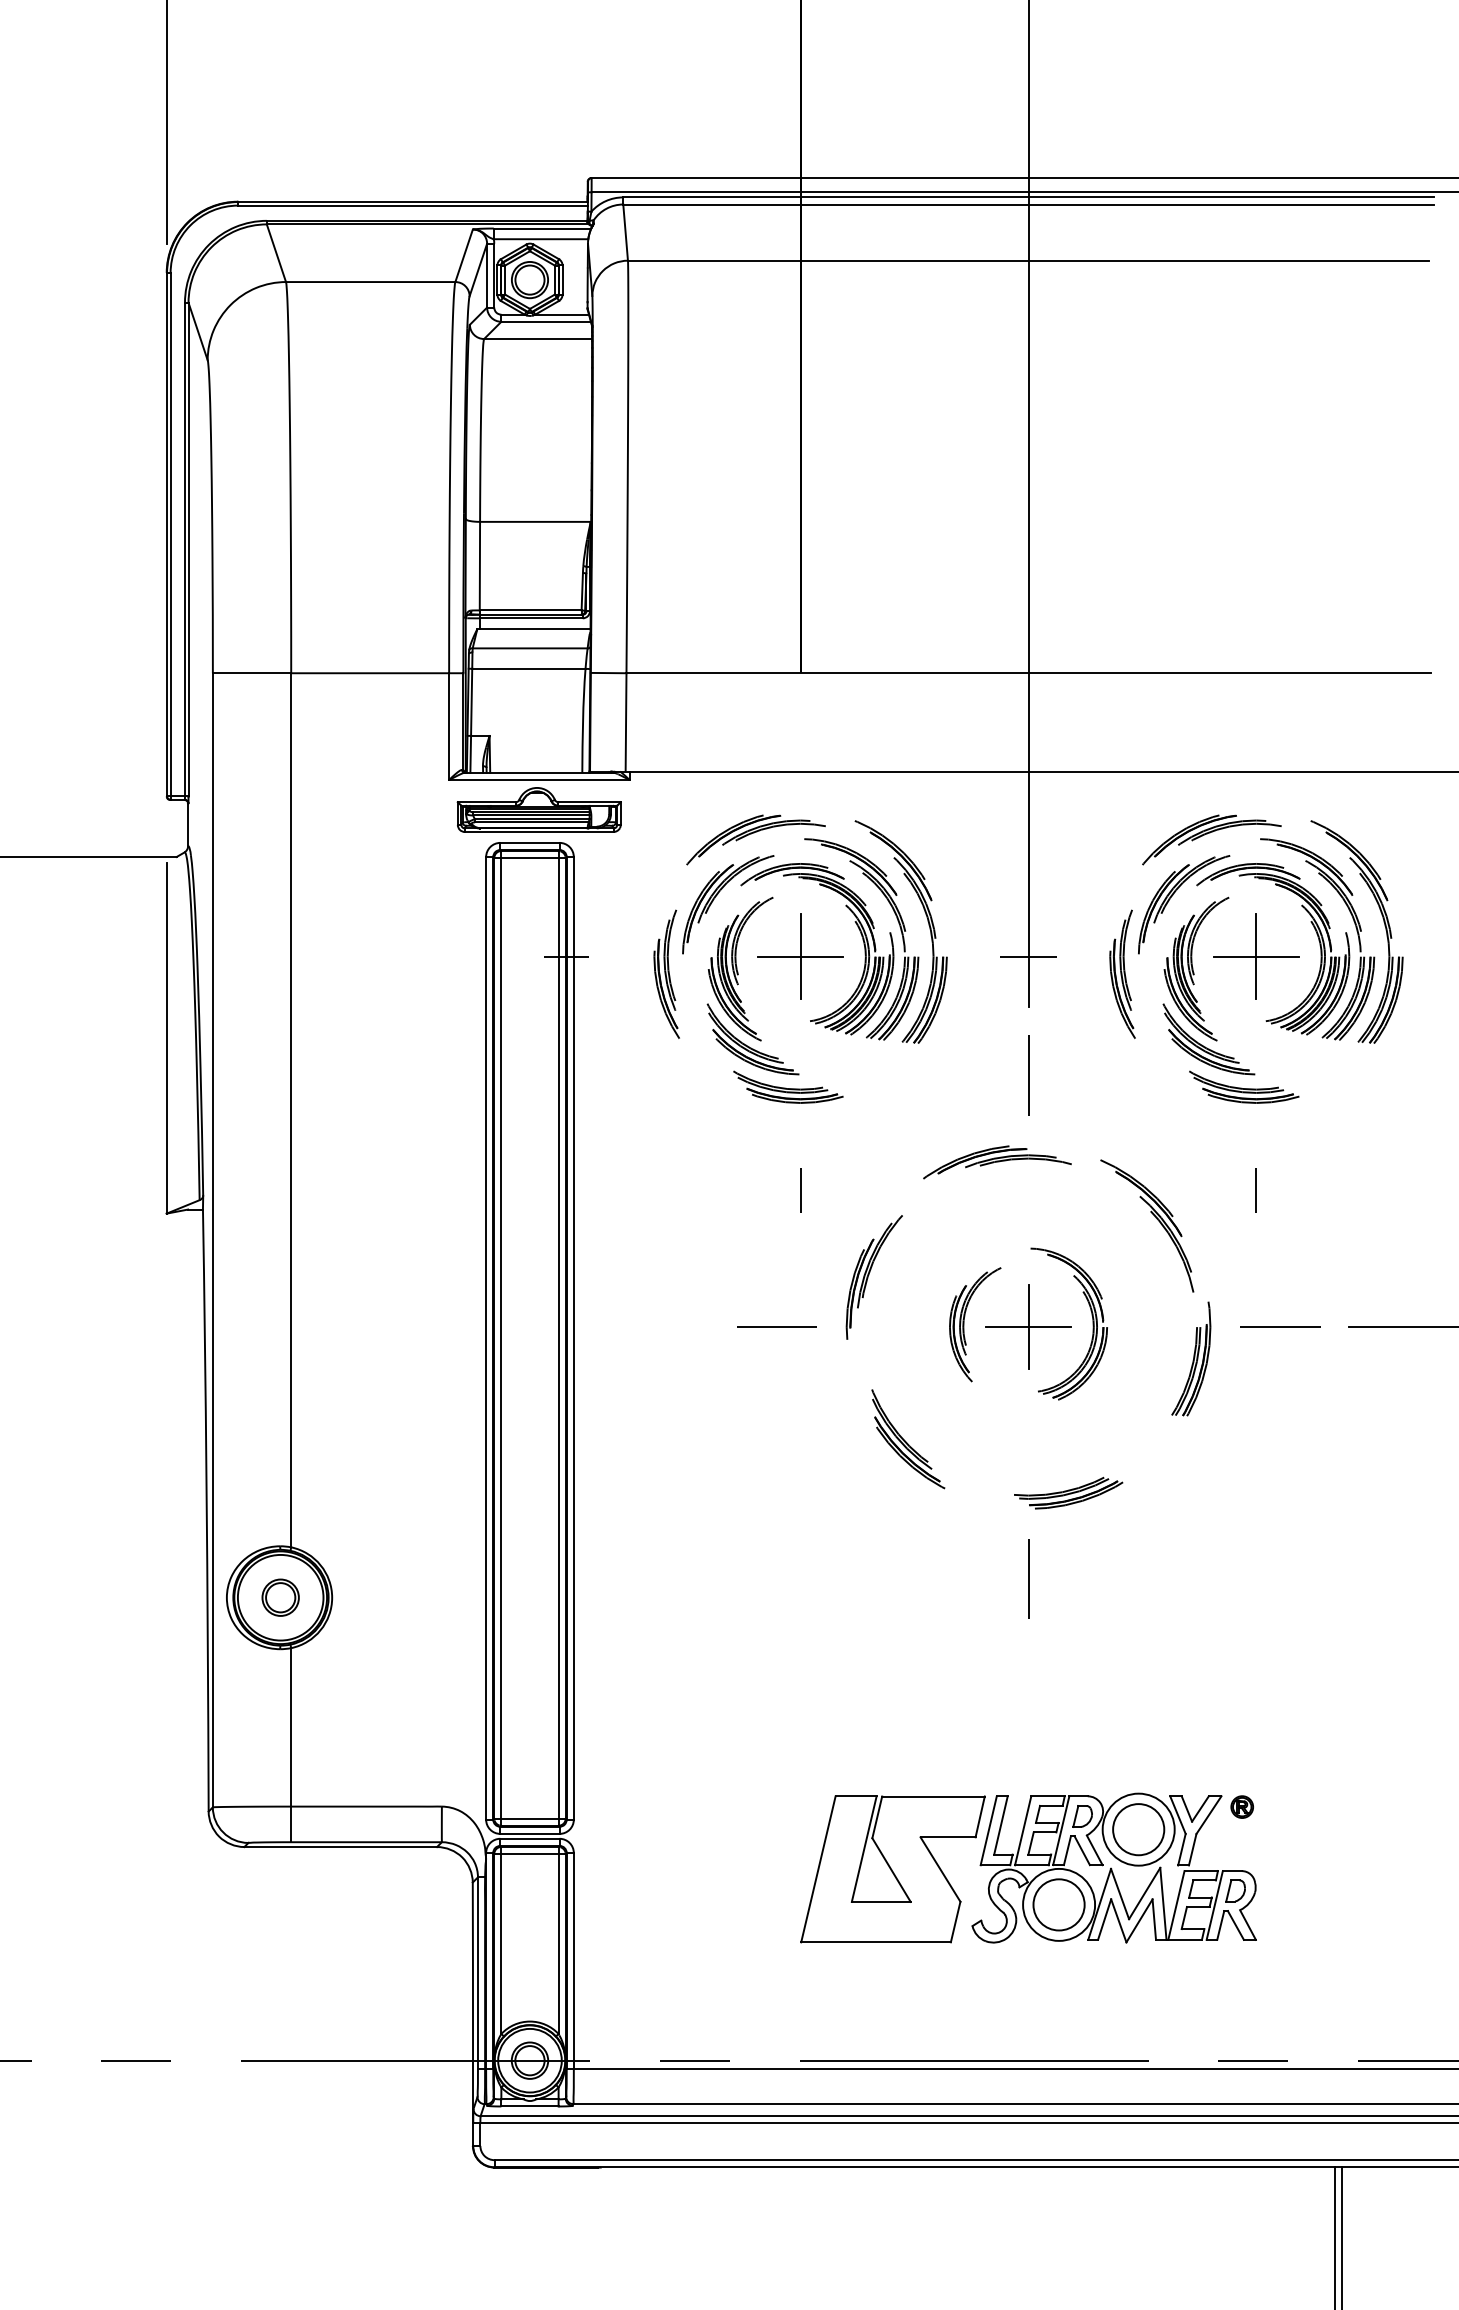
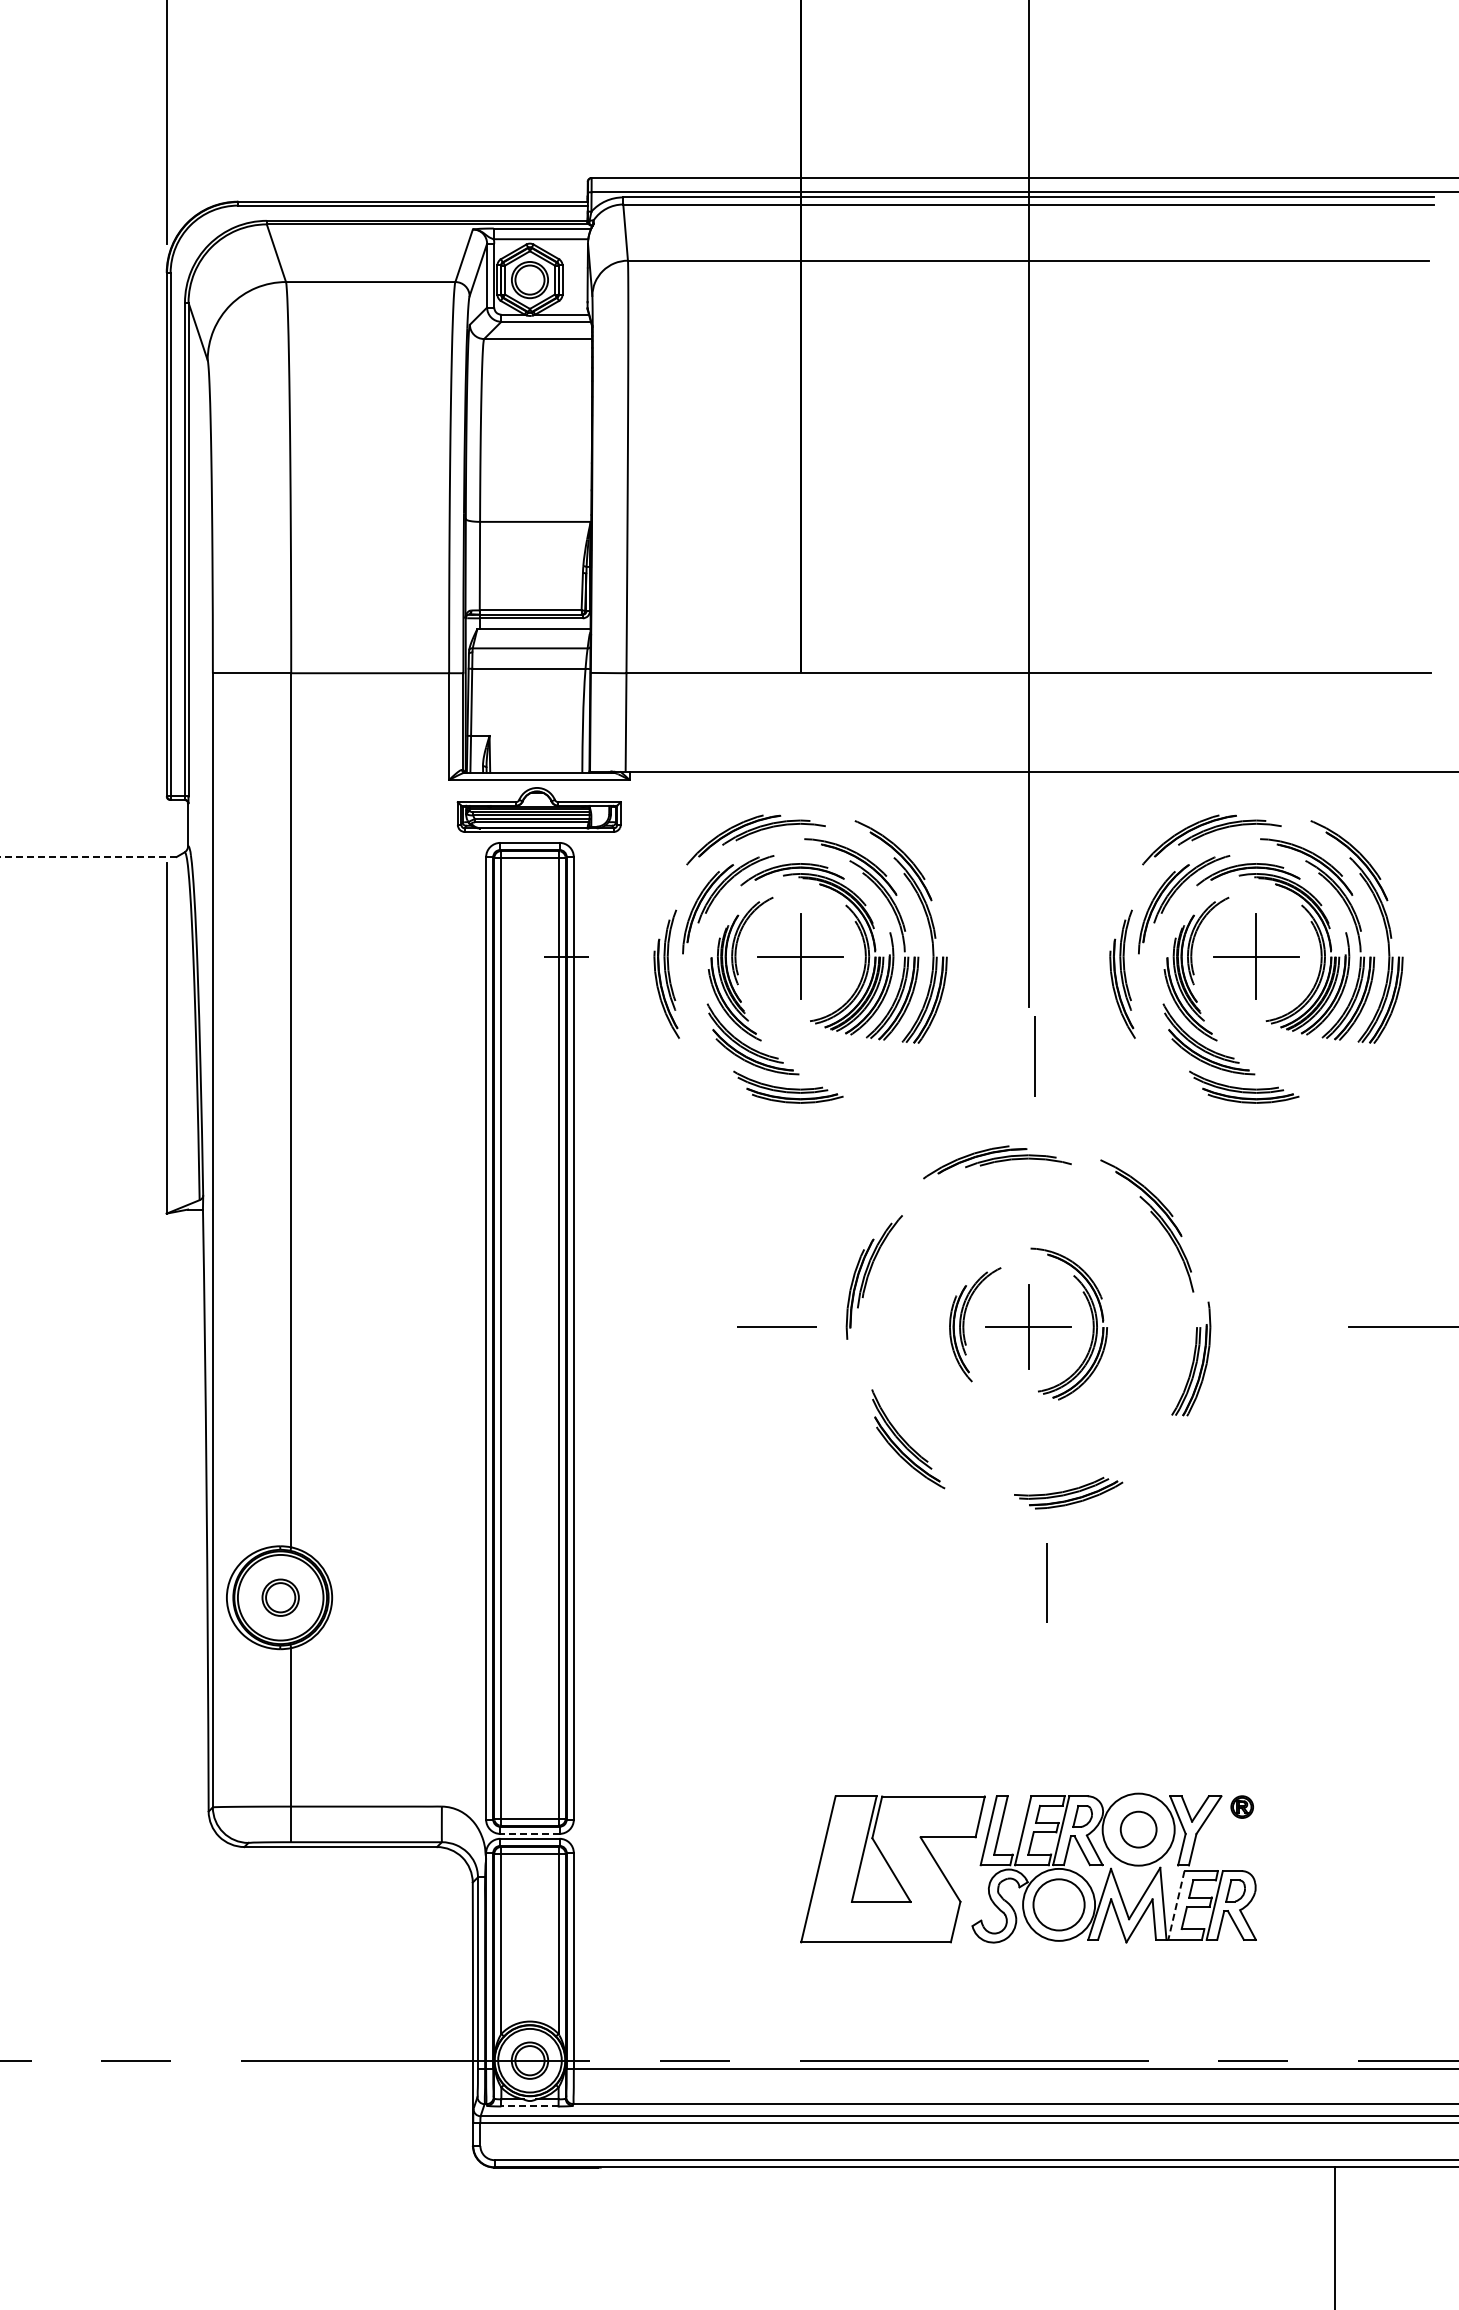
line: solid -> dashed (88, 857)
line: present -> none (1028, 956)
line position: (1028, 1075) -> (1034, 1056) (1034, 1056)
line: present -> none (800, 1190)
line: present -> none (1256, 1190)
line: present -> none (1280, 1327)
line position: (1028, 1578) -> (1046, 1582) (1046, 1582)
circle diameter: 51 px -> 36 px (1138, 1829)
line: solid -> dashed (529, 1833)
line: solid -> dashed (1176, 1905)
line: solid -> dashed (529, 2106)
line: present -> none (1341, 2236)
